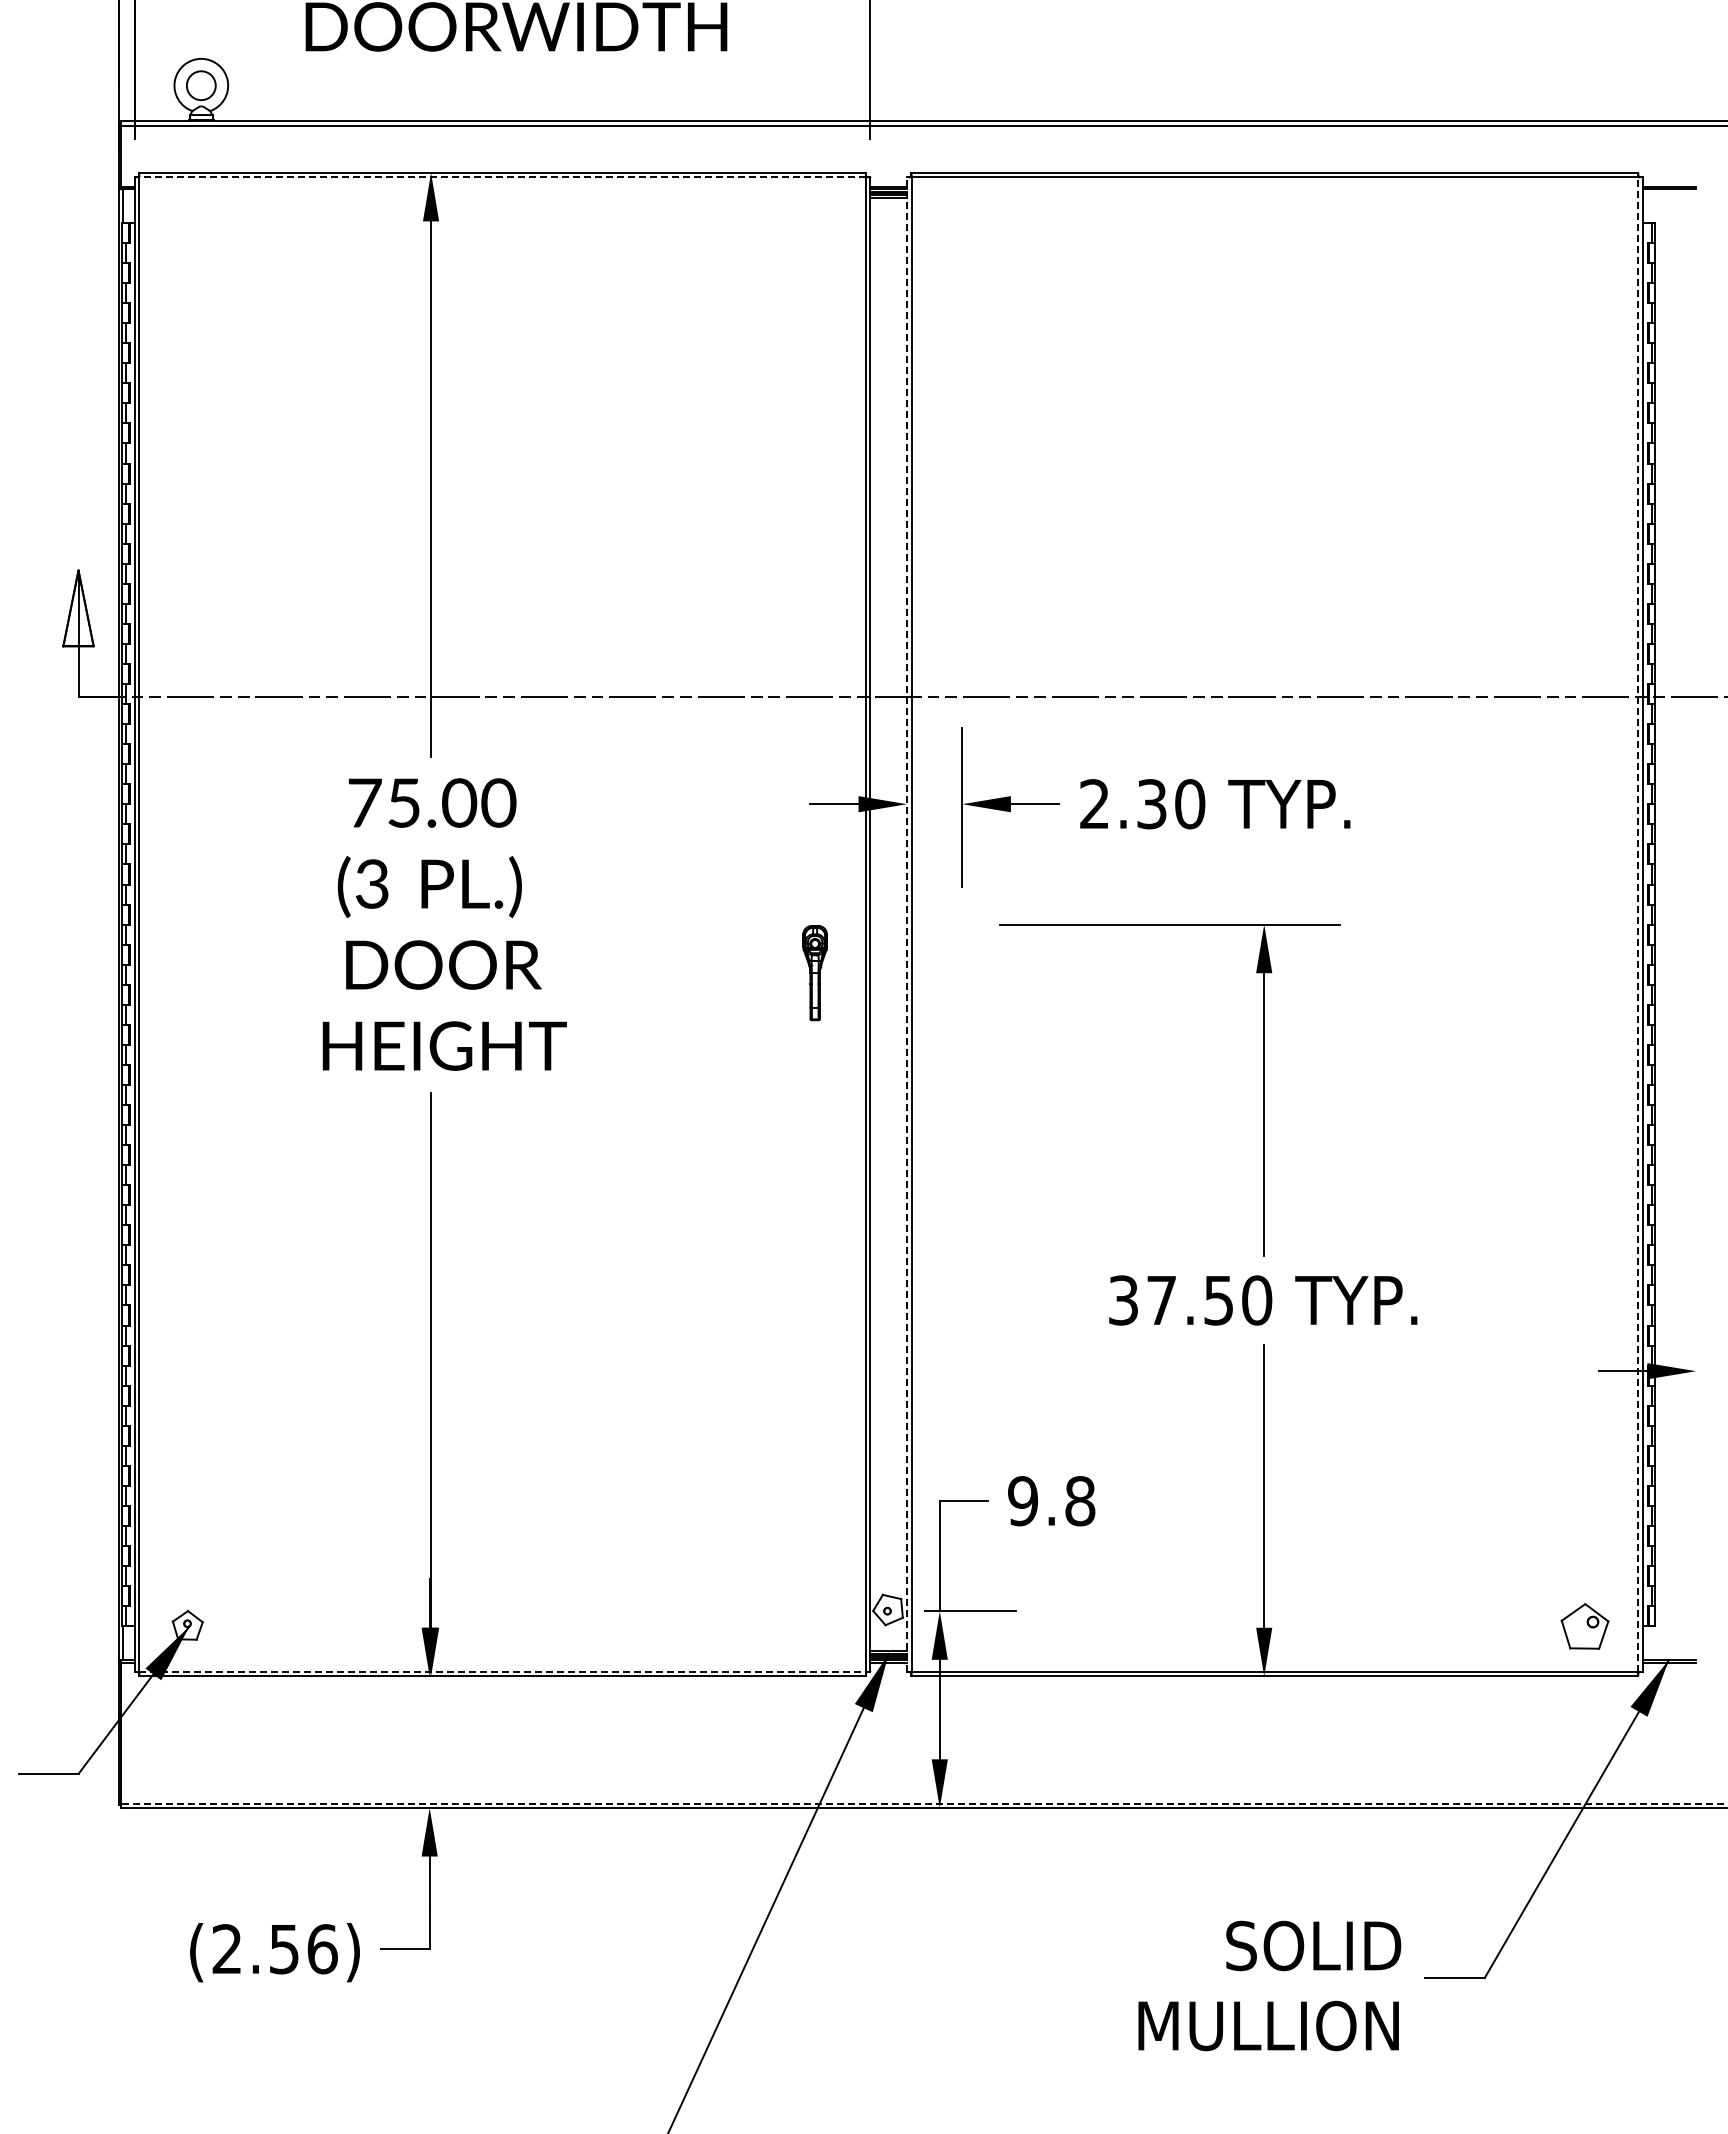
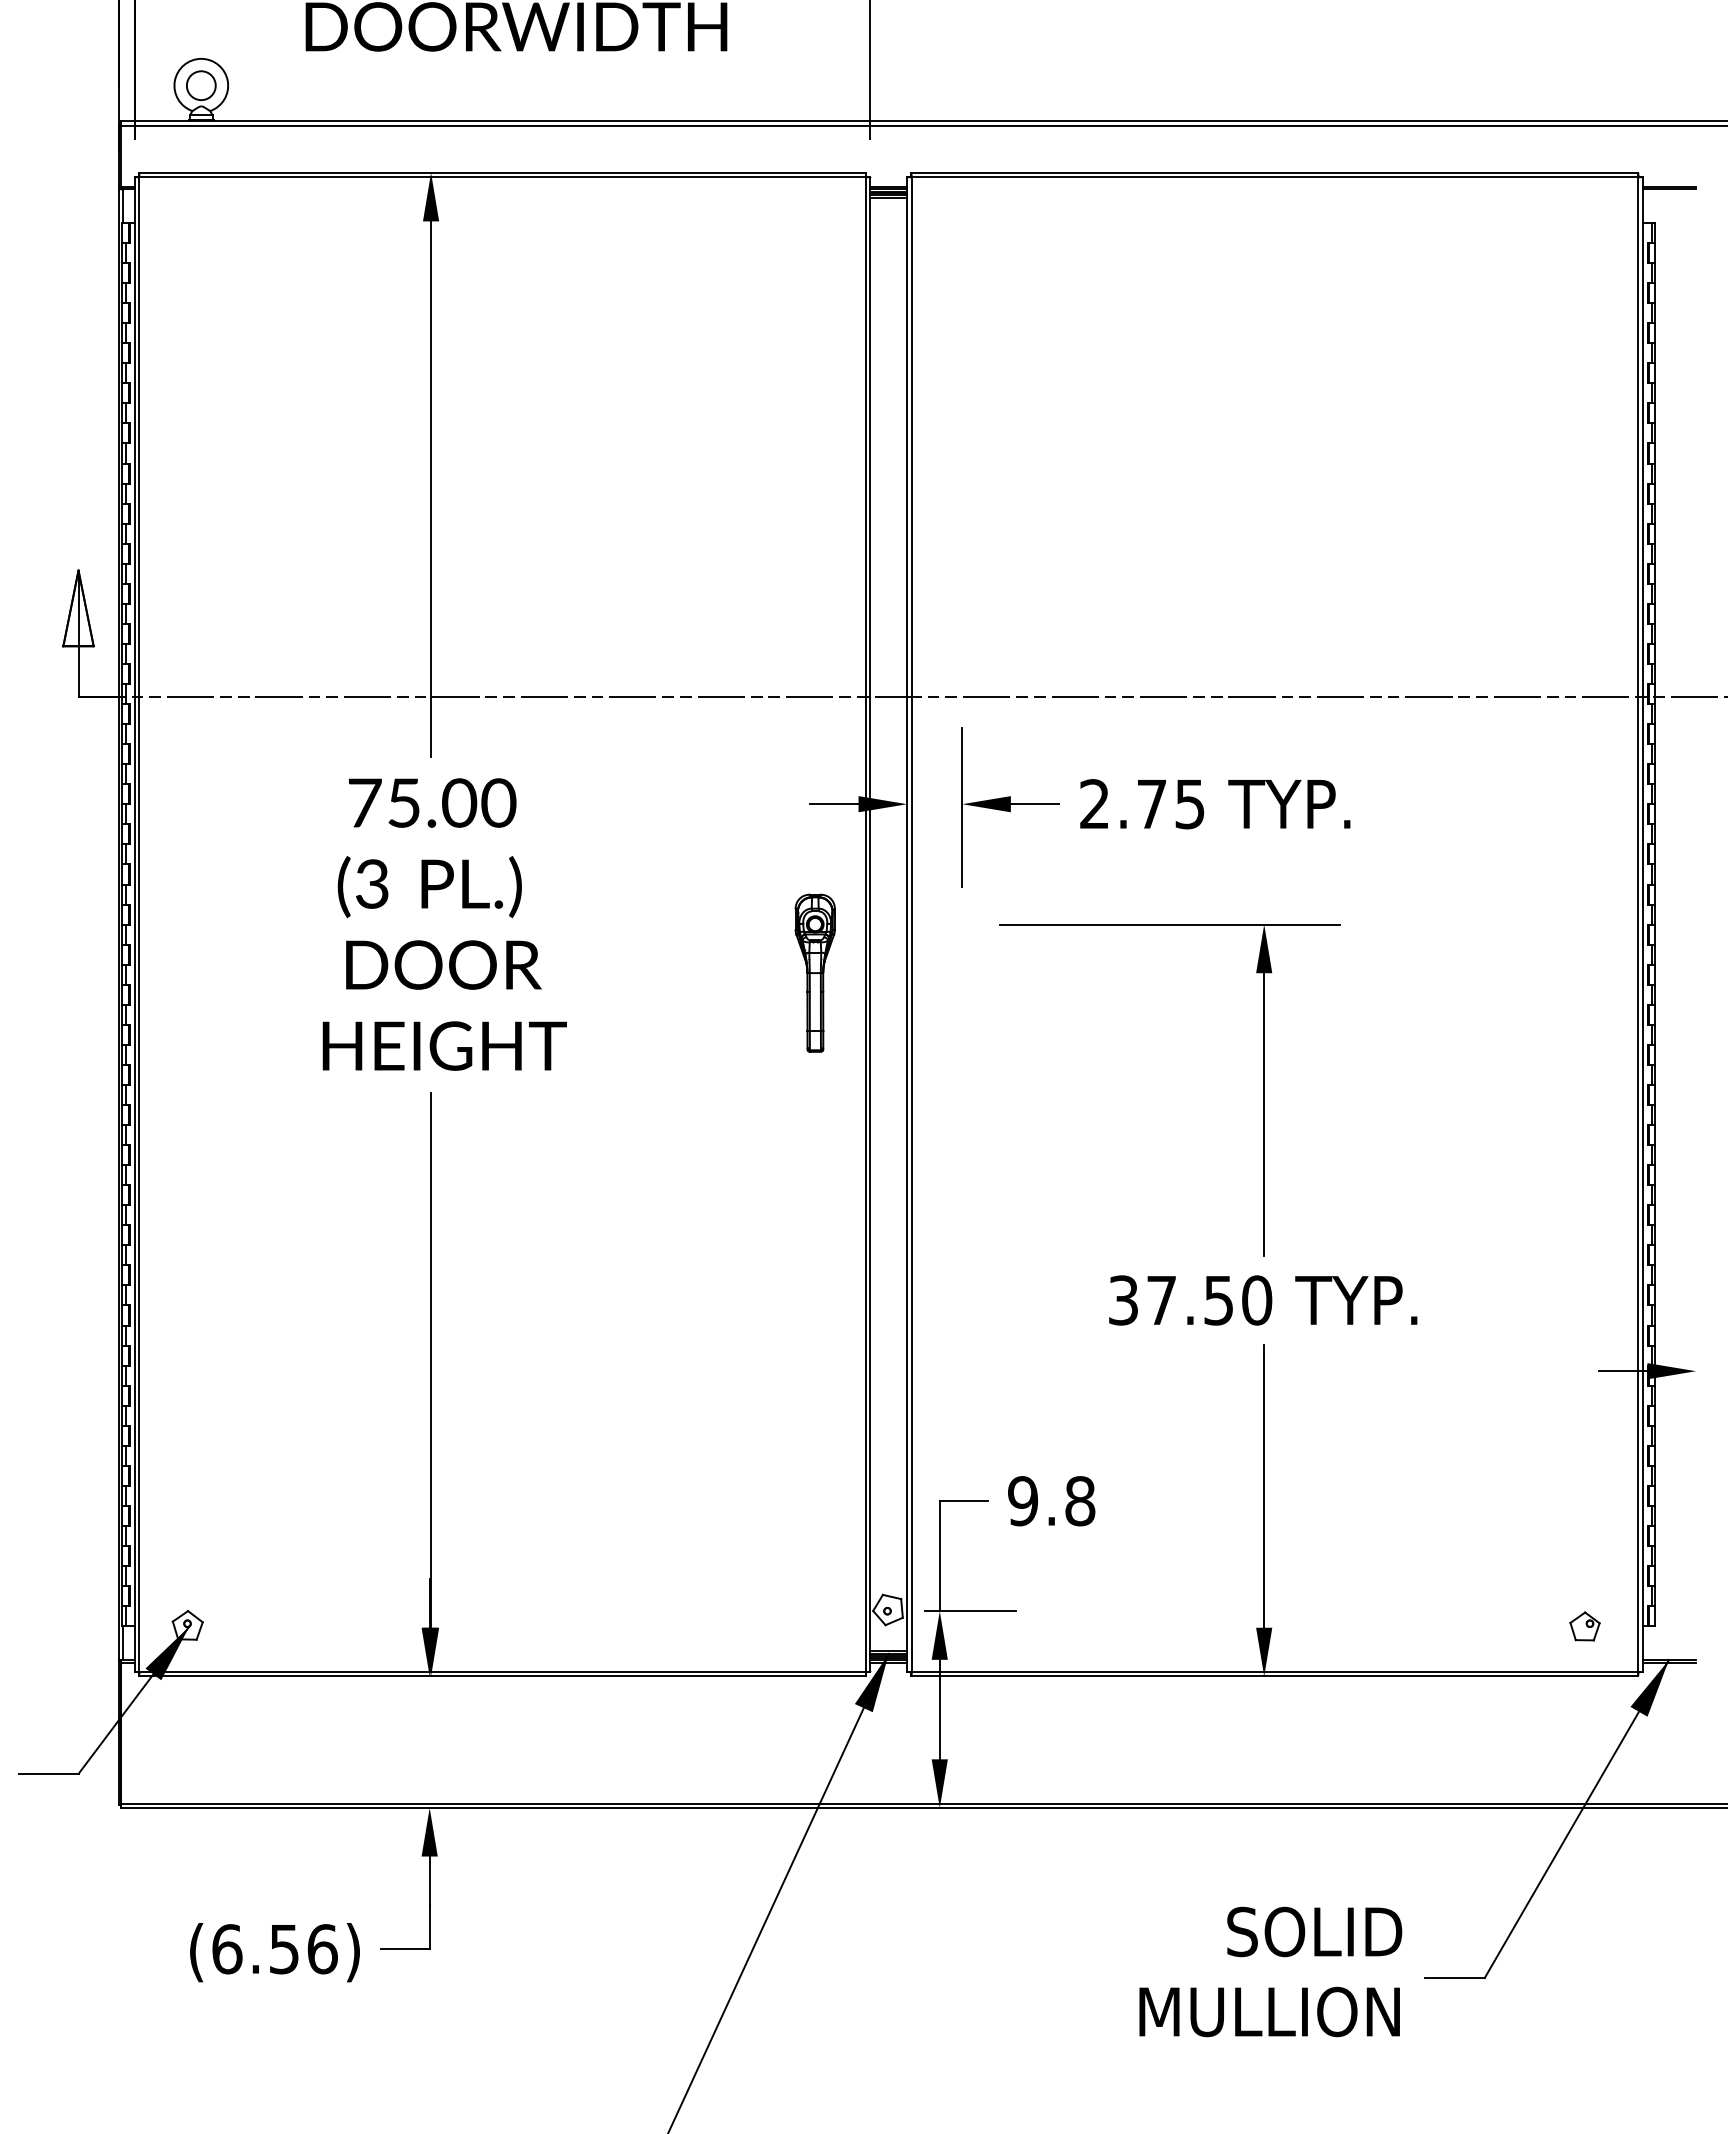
line: dashed -> solid (502, 177)
text: 2.30 -> 2.75 (1171, 804)
line: dashed -> solid (907, 924)
line: dashed -> solid (1638, 924)
part size: 26x97 px -> 42x160 px (814, 972)
part size: 50x47 px -> 32x31 px (1584, 1626)
line: dashed -> solid (503, 1671)
line: dashed -> solid (923, 1803)
text: (2.56) -> (6.56) (227, 1949)
text position: (1269, 1985) -> (1270, 1971) (1270, 1971)
